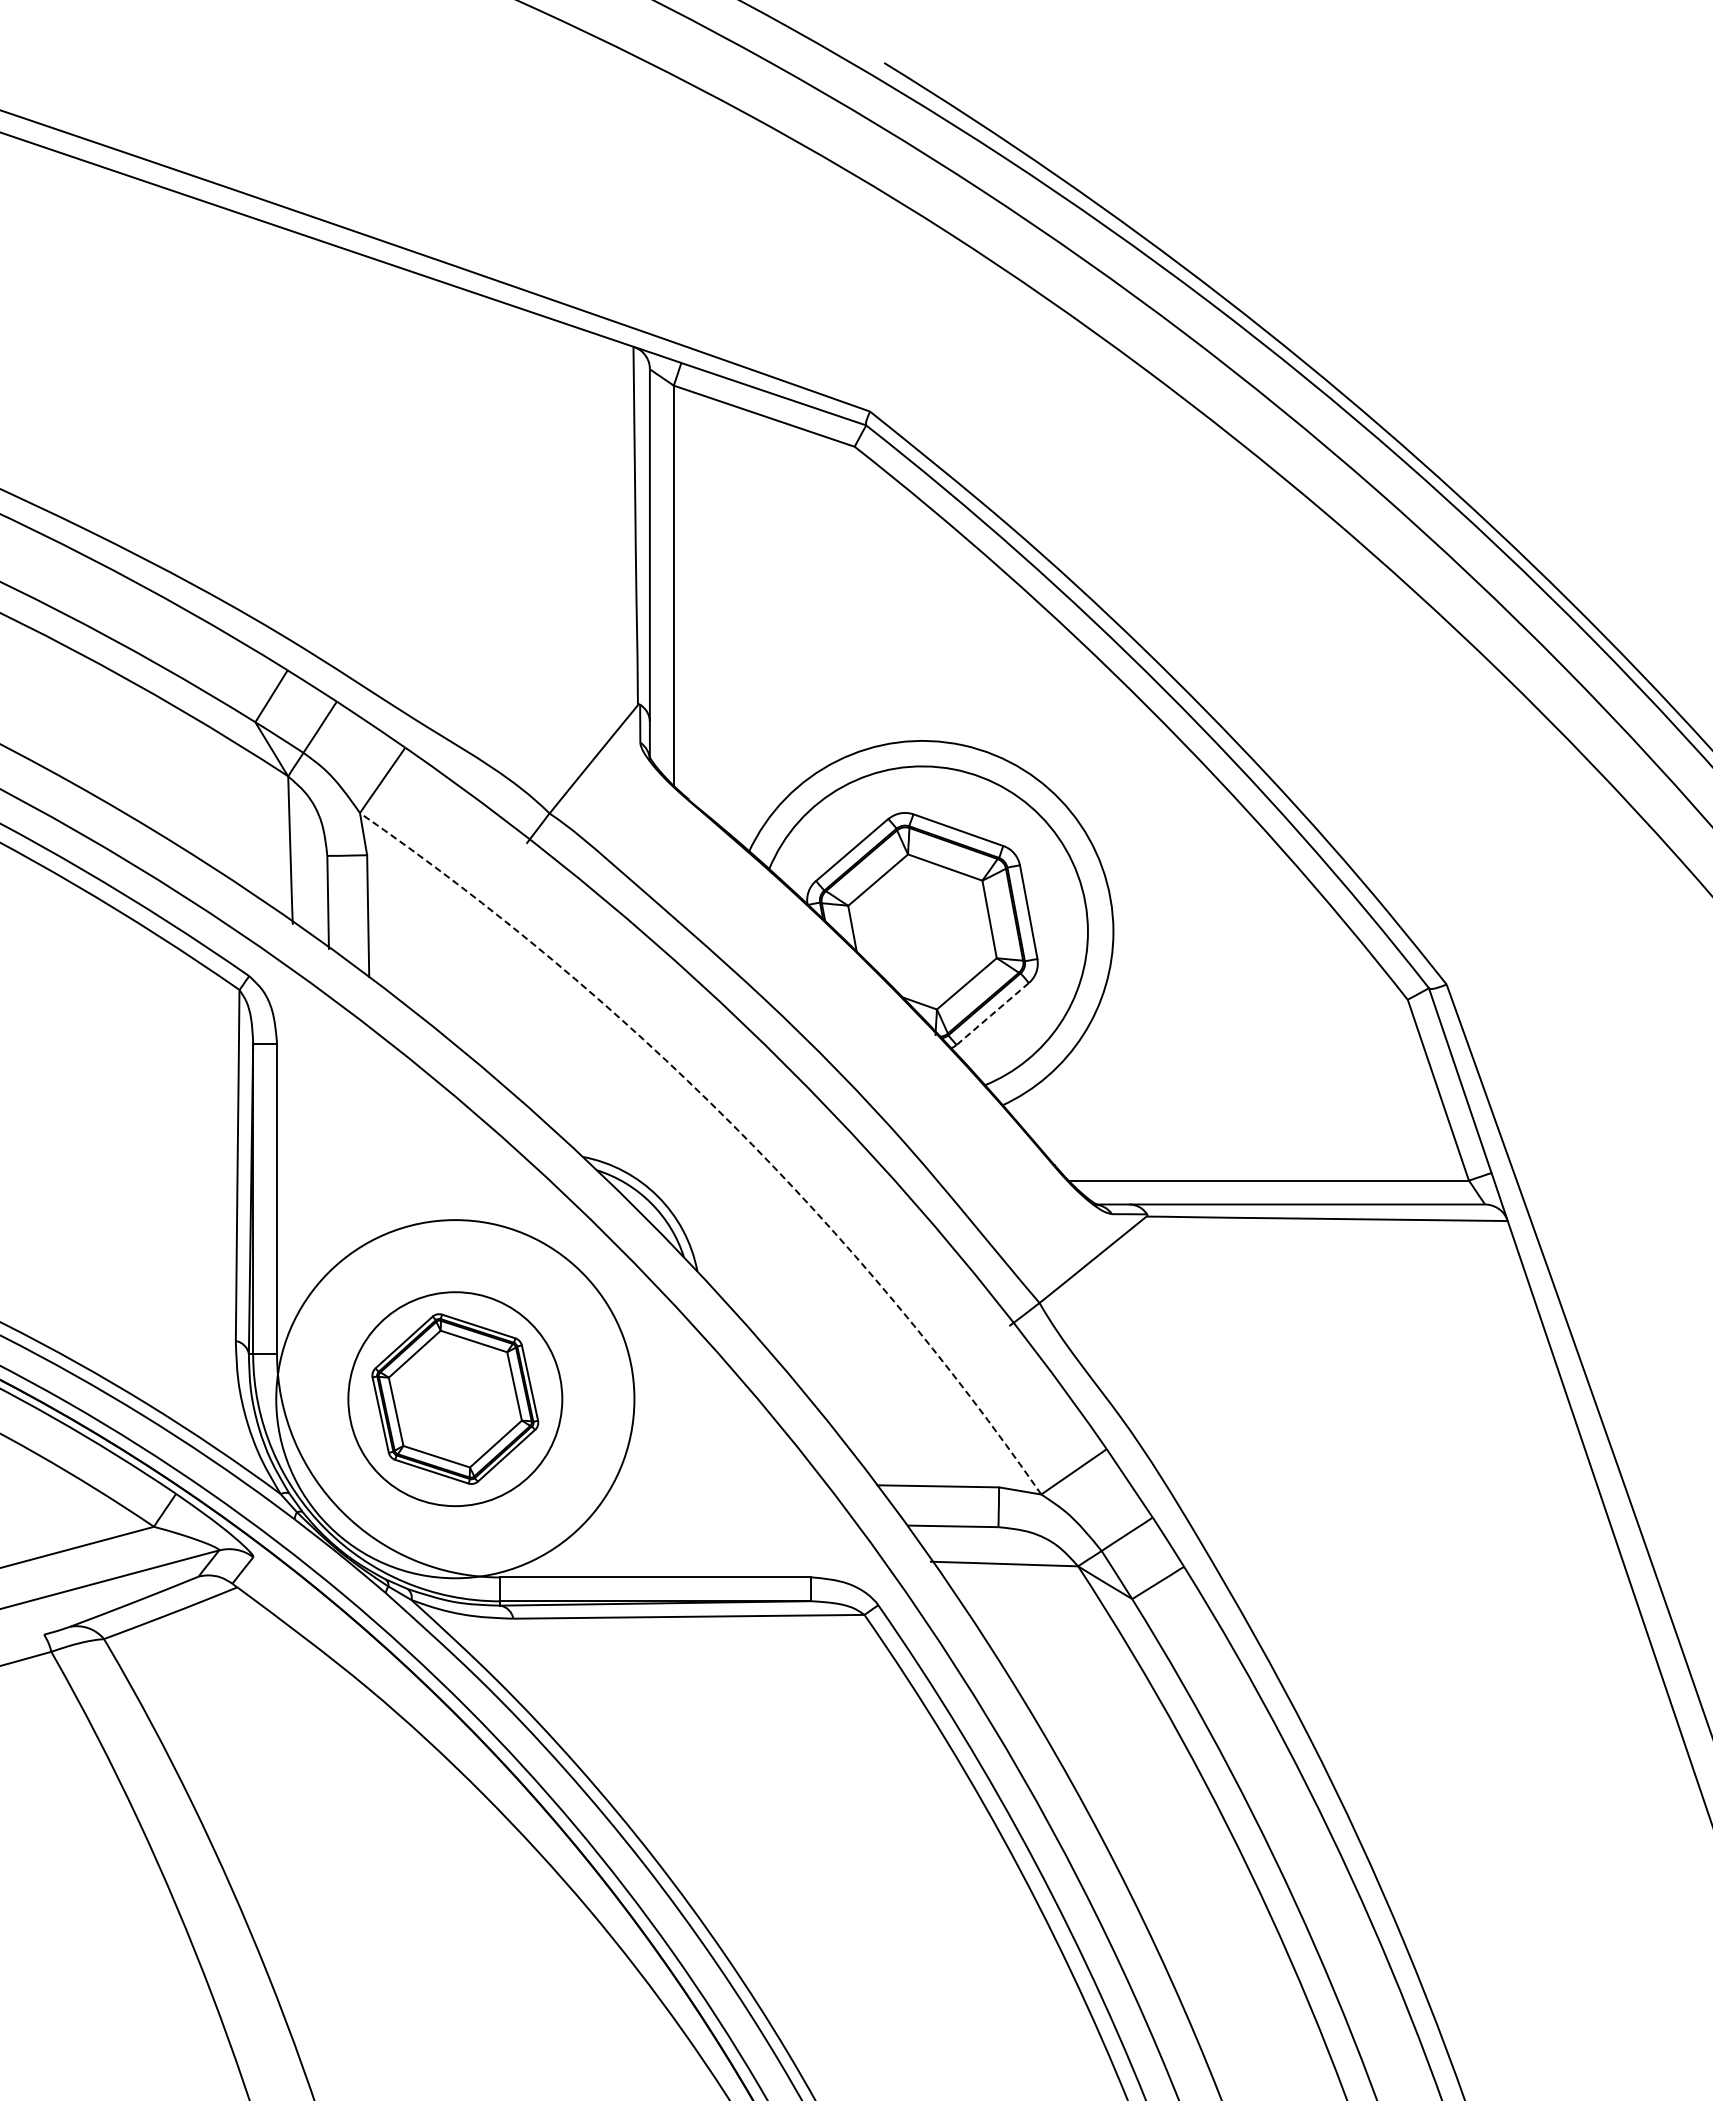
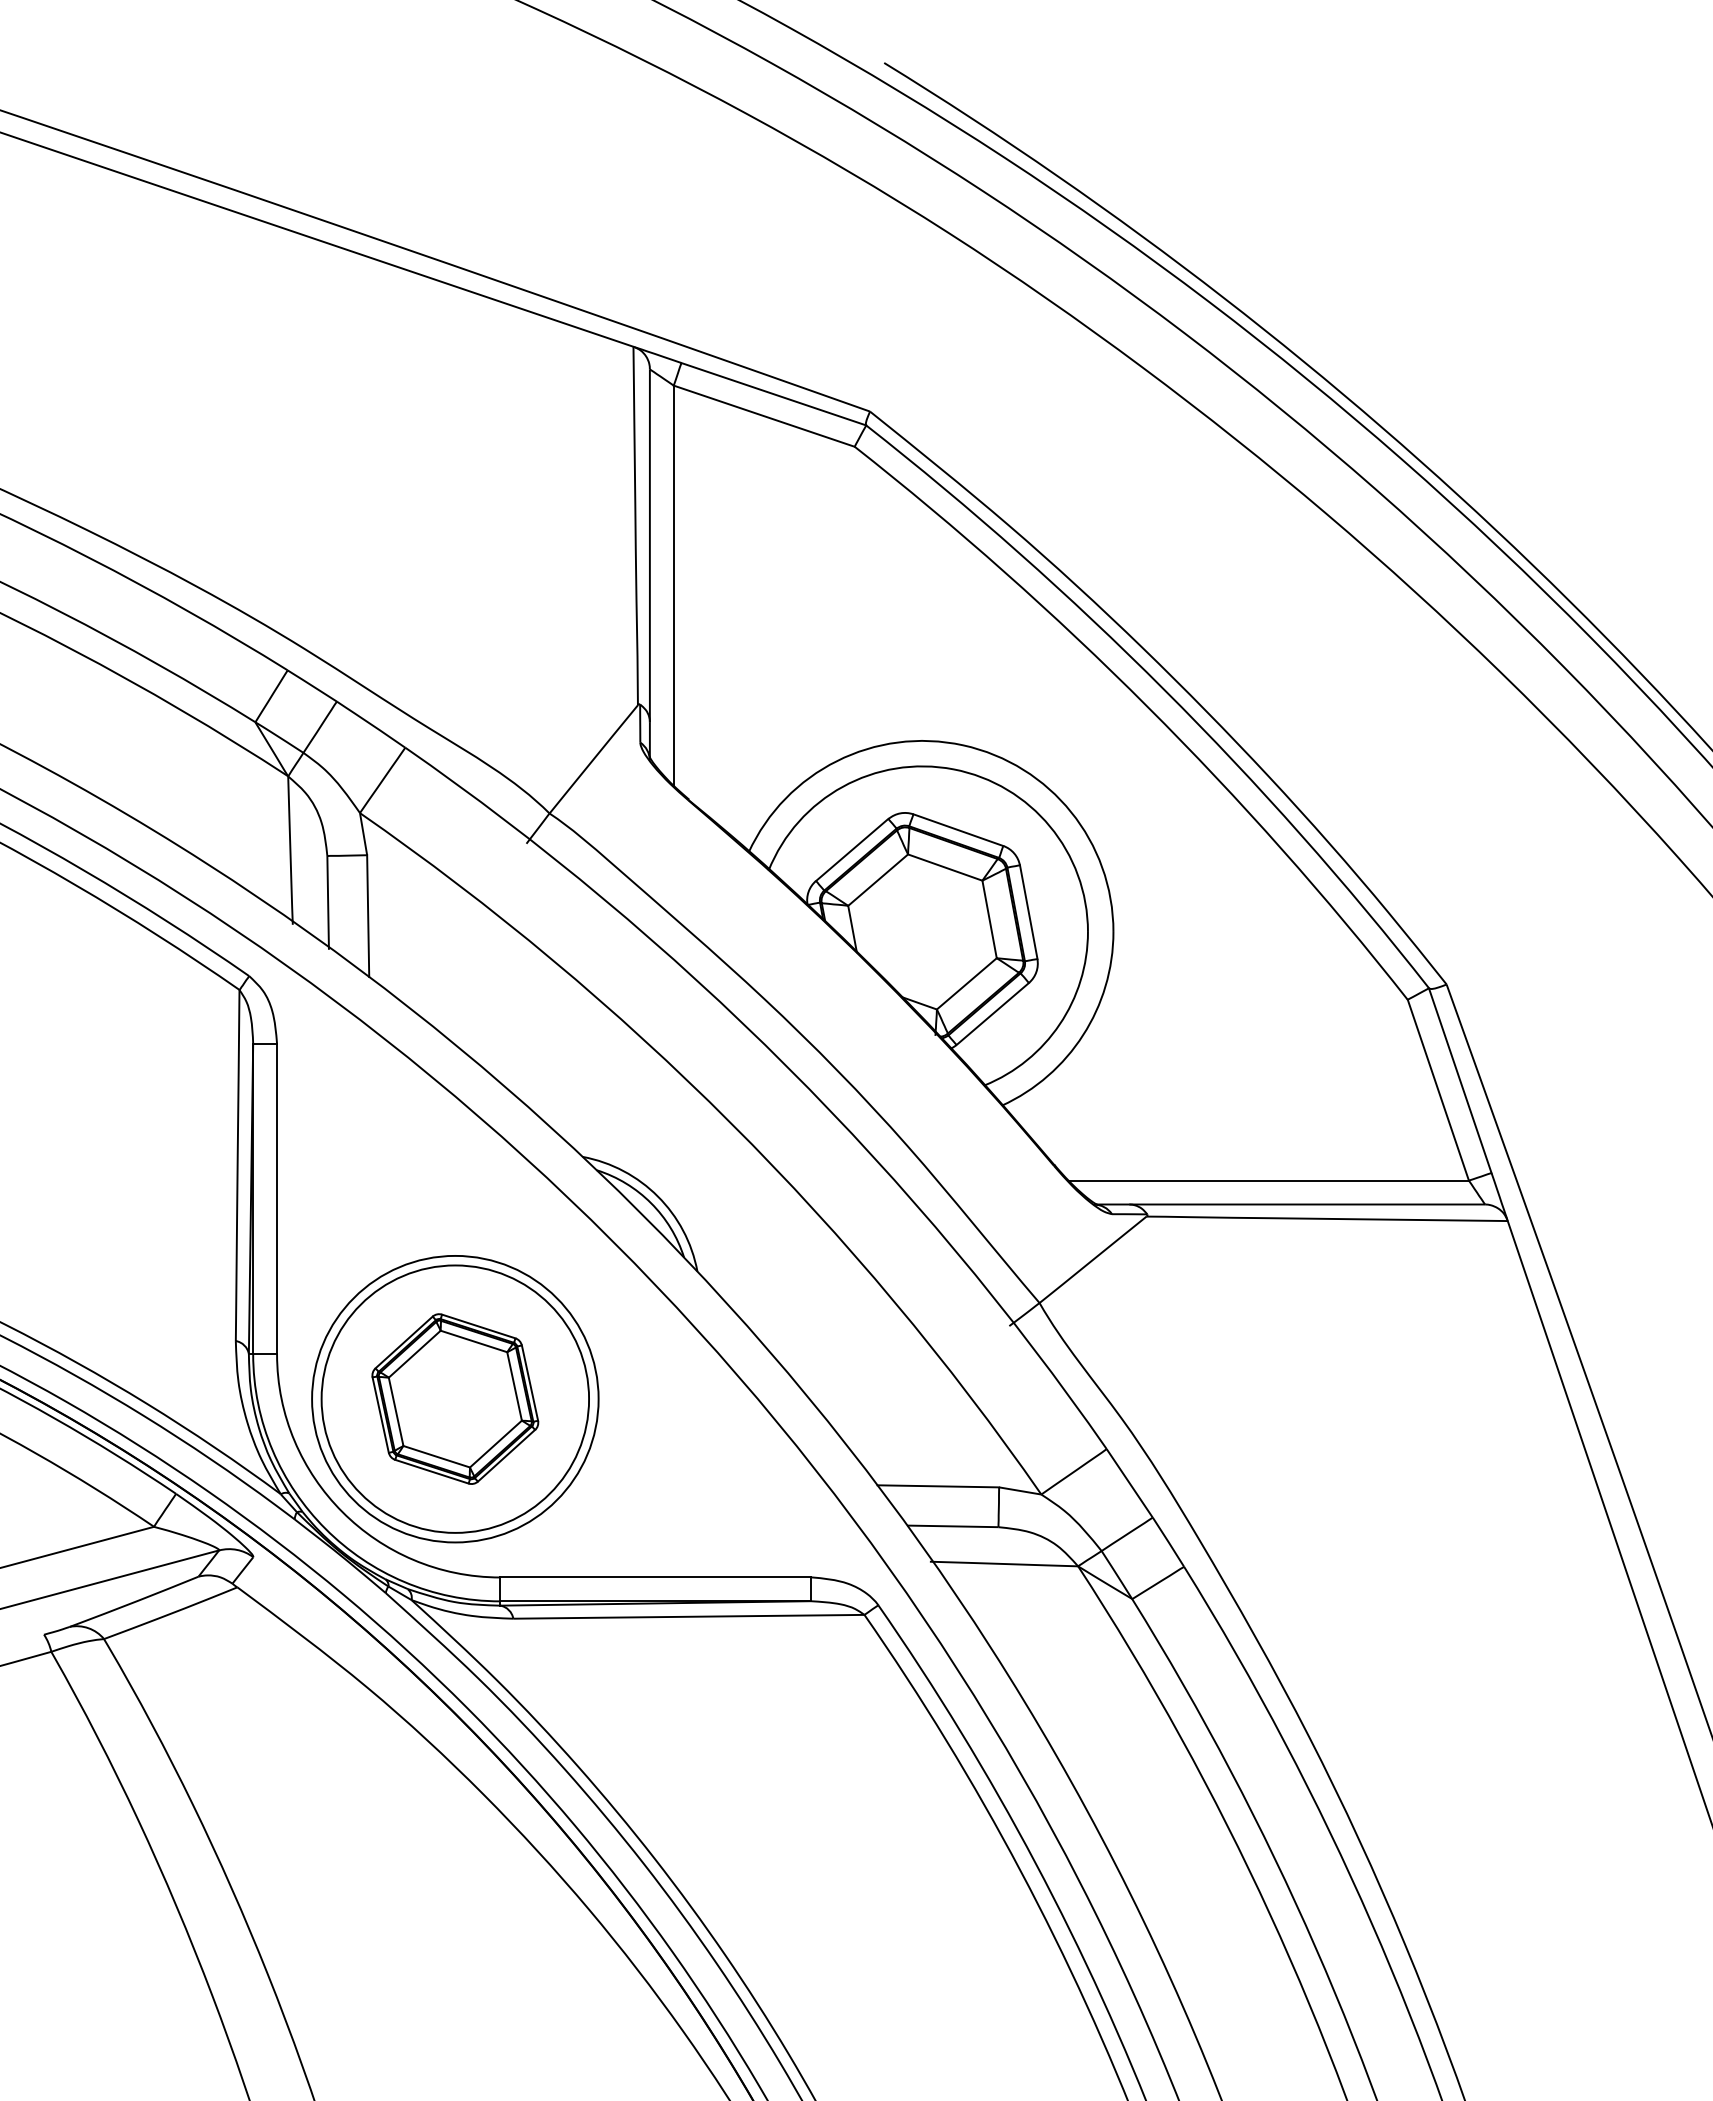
line: dashed -> solid (992, 1014)
arc: dashed -> solid (731, 1123)
circle diameter: 214 px -> 267 px (455, 1398)
circle diameter: 358 px -> 287 px (455, 1398)
